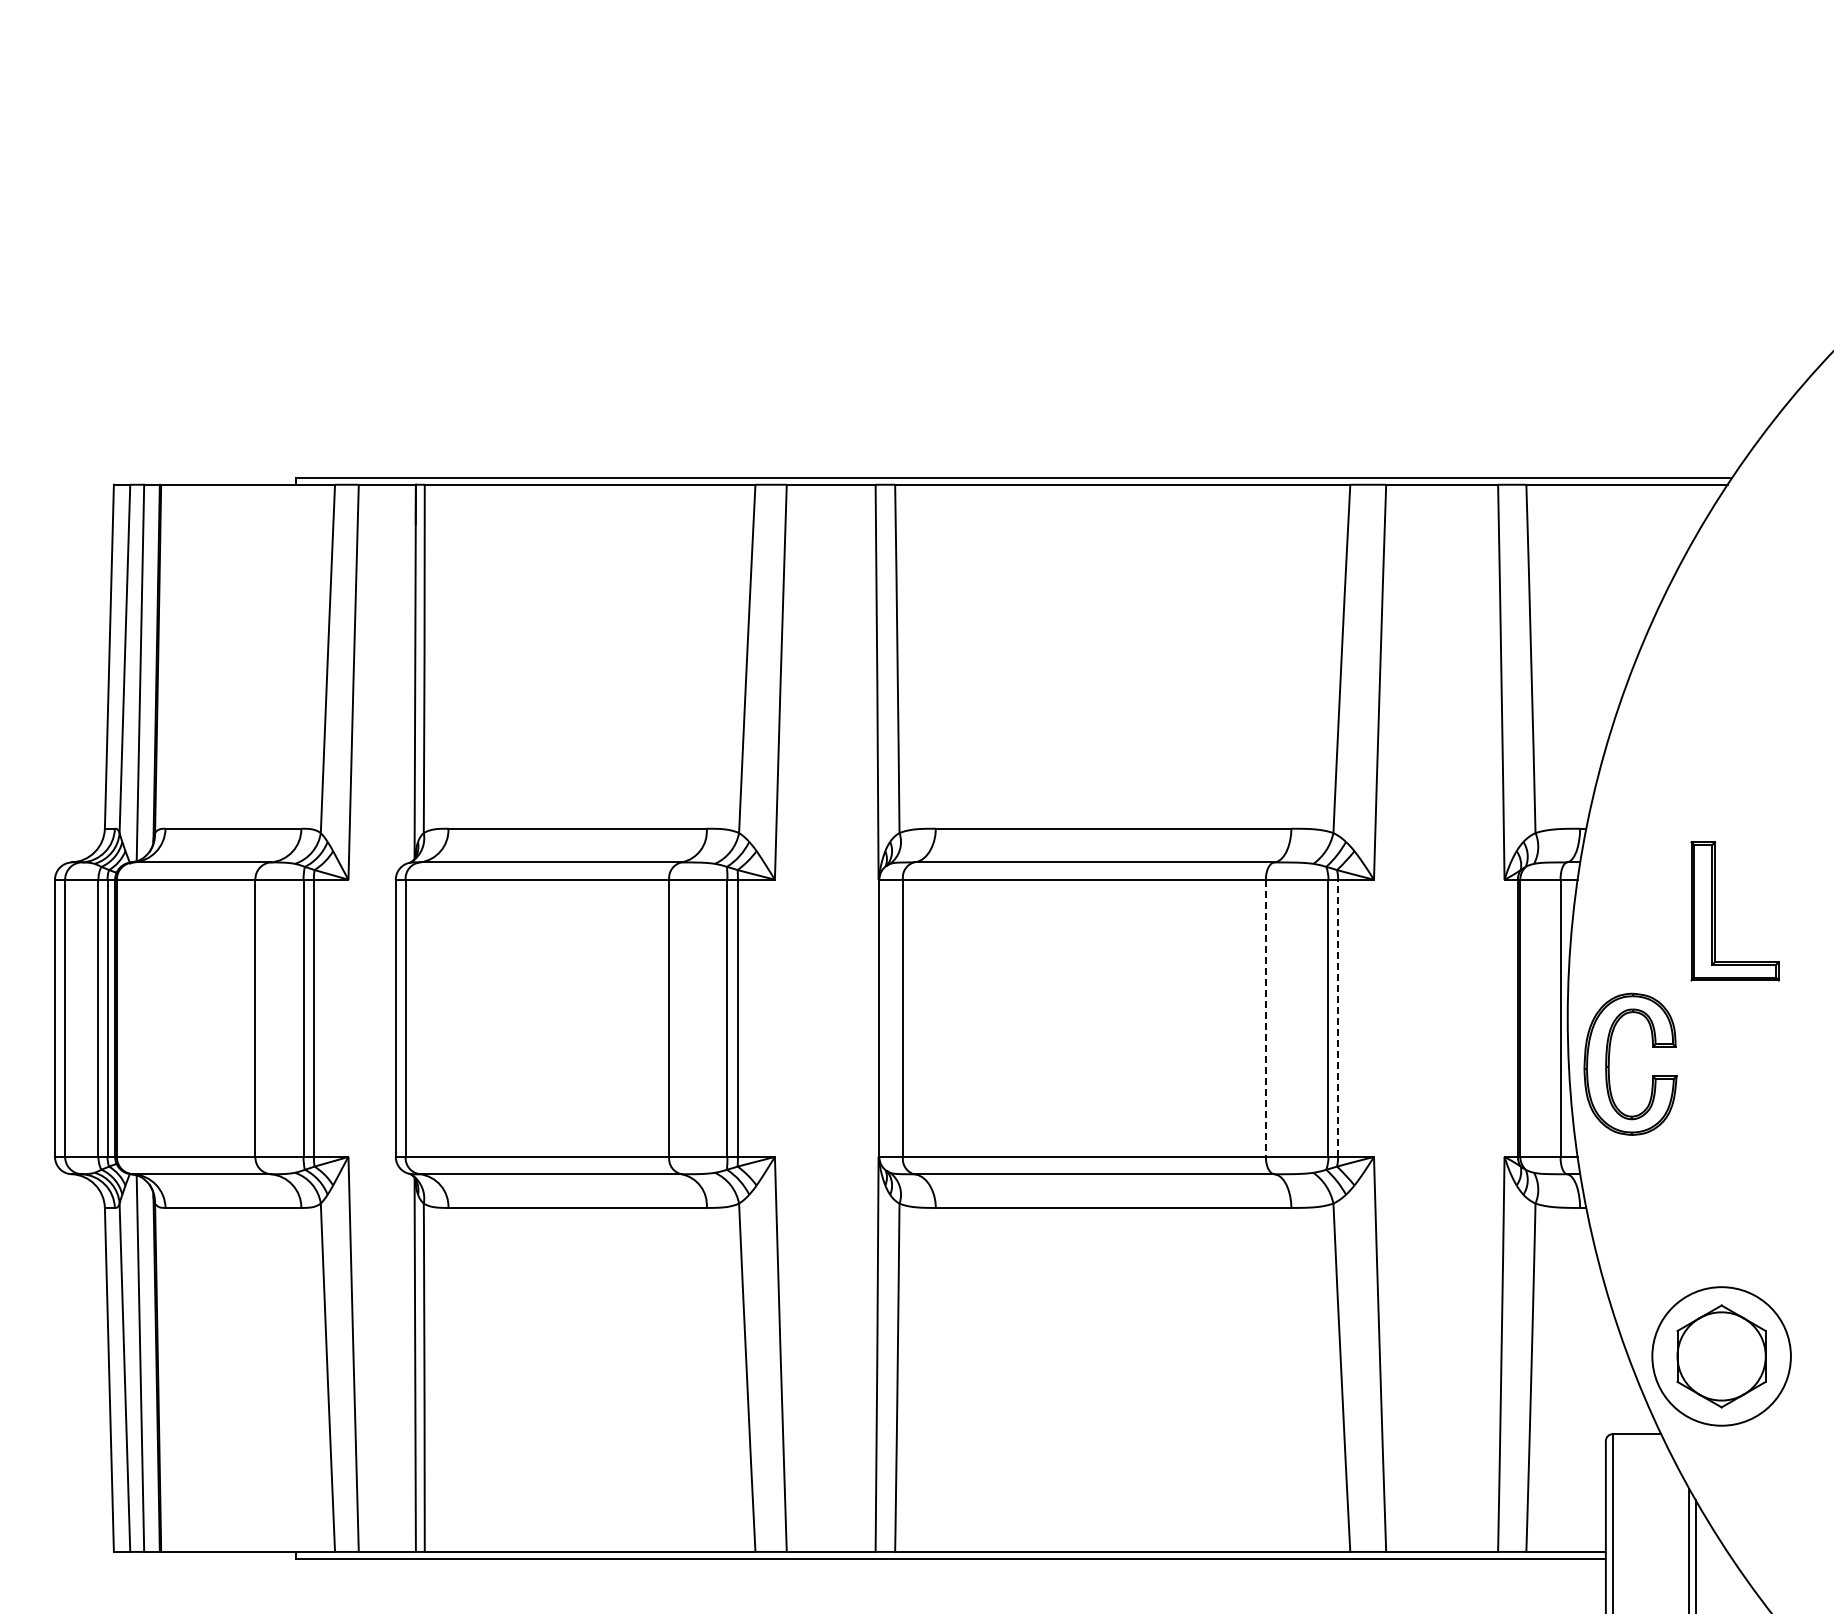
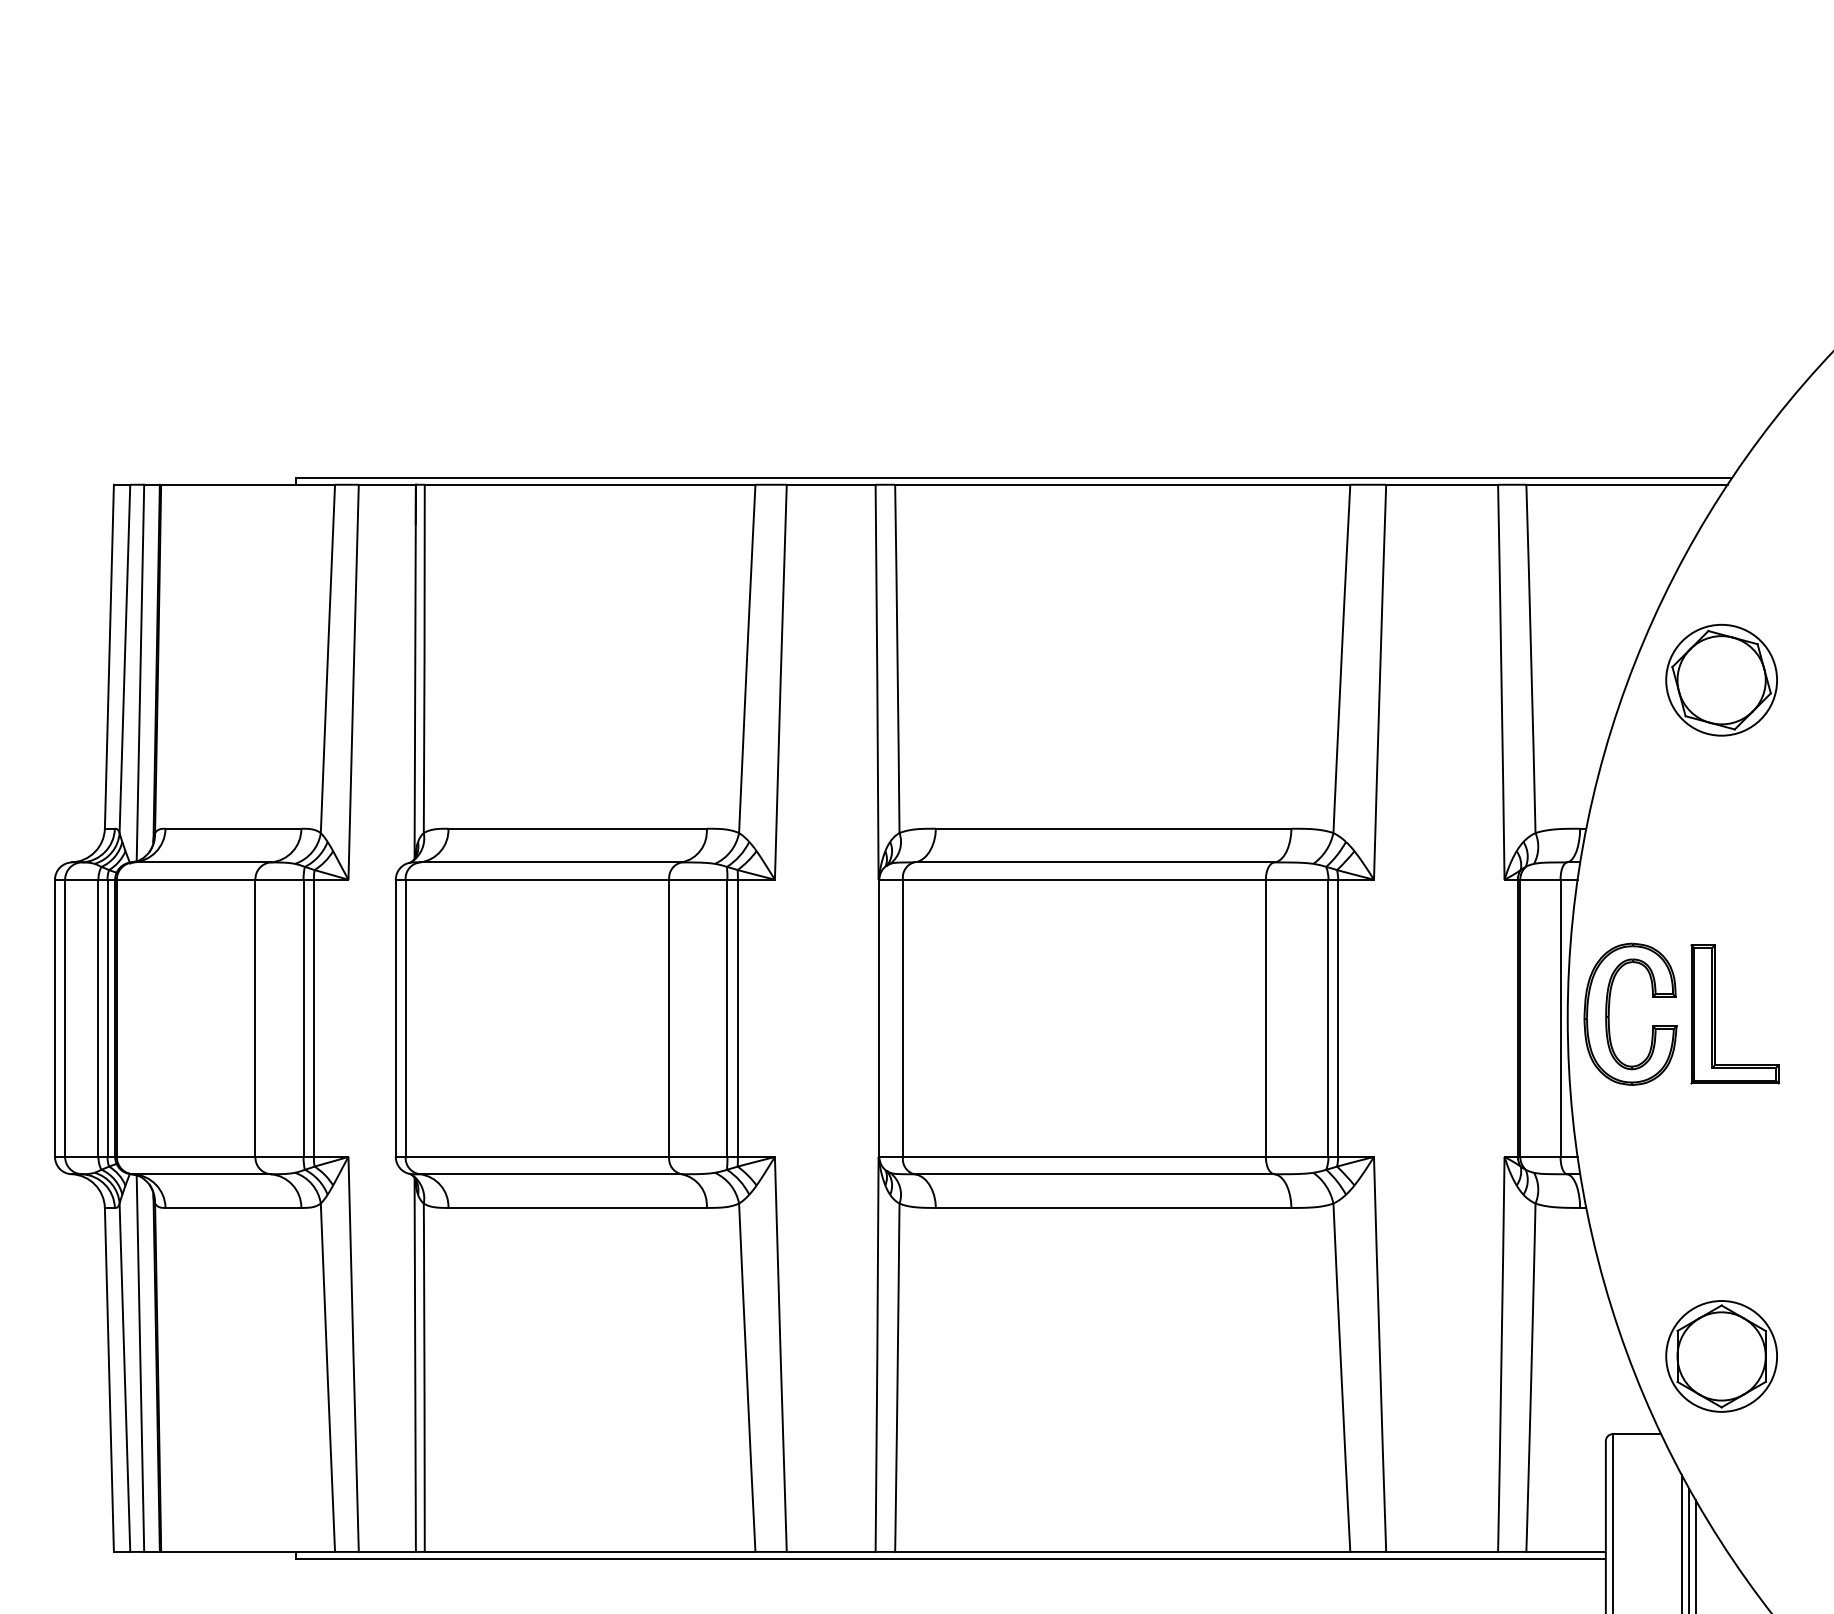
part: none -> present (1721, 679)
part position: (1715, 911) -> (1715, 1014) (1715, 1014)
line: dashed -> solid (1265, 1018)
line: dashed -> solid (1338, 1018)
part position: (1609, 1063) -> (1609, 1013) (1609, 1013)
circle diameter: 139 px -> 111 px (1721, 1356)
line: none -> present (1682, 1542)
